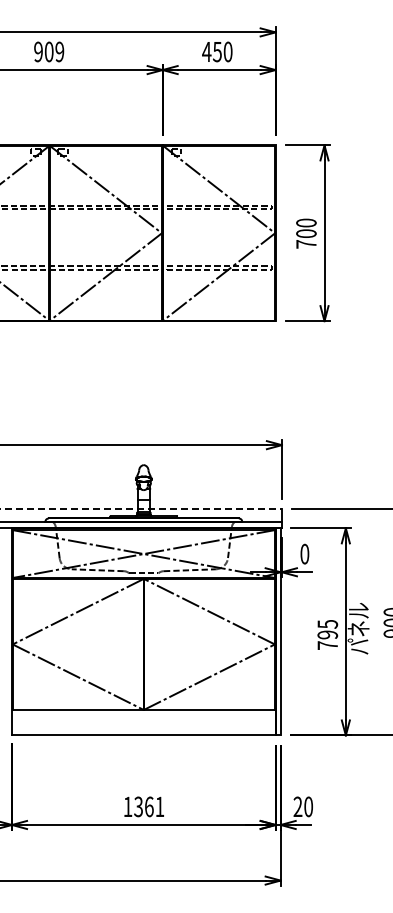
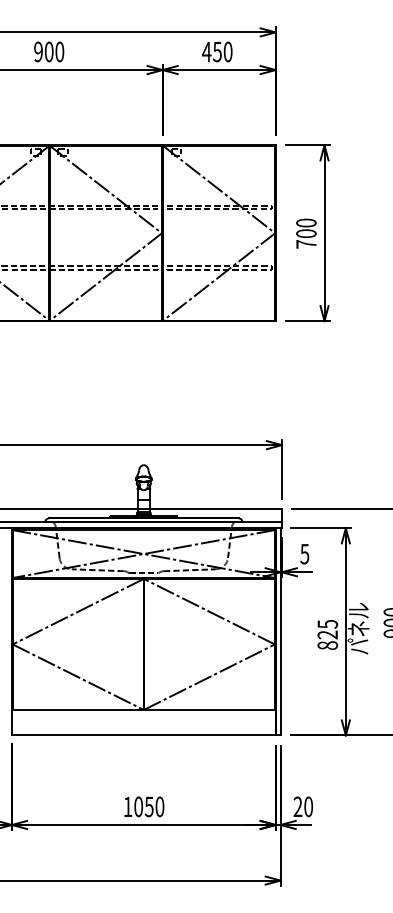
text: 909 -> 900 (59, 51)
line: dashed -> solid (141, 509)
text: 0 -> 5 (304, 553)
text: 795 -> 825 (327, 639)
text: 1361 -> 1050 (149, 806)
